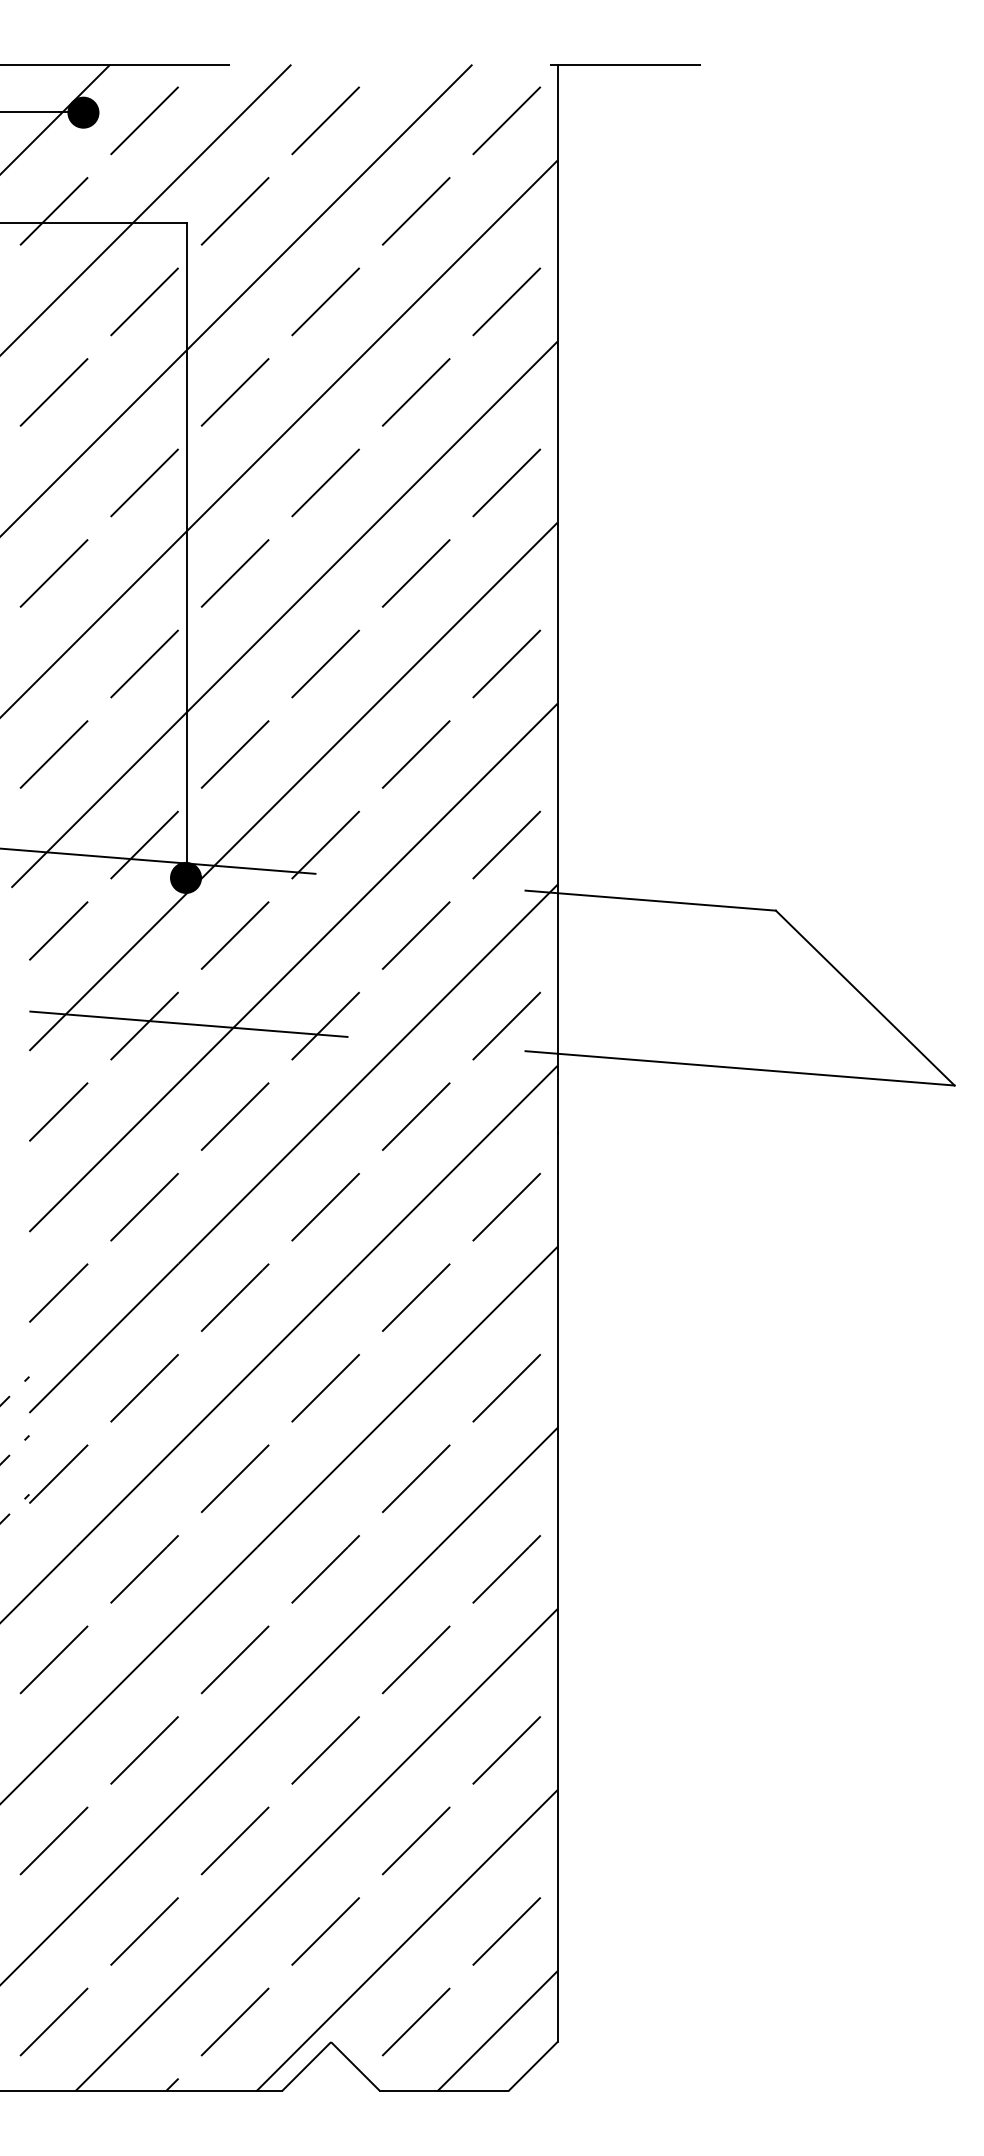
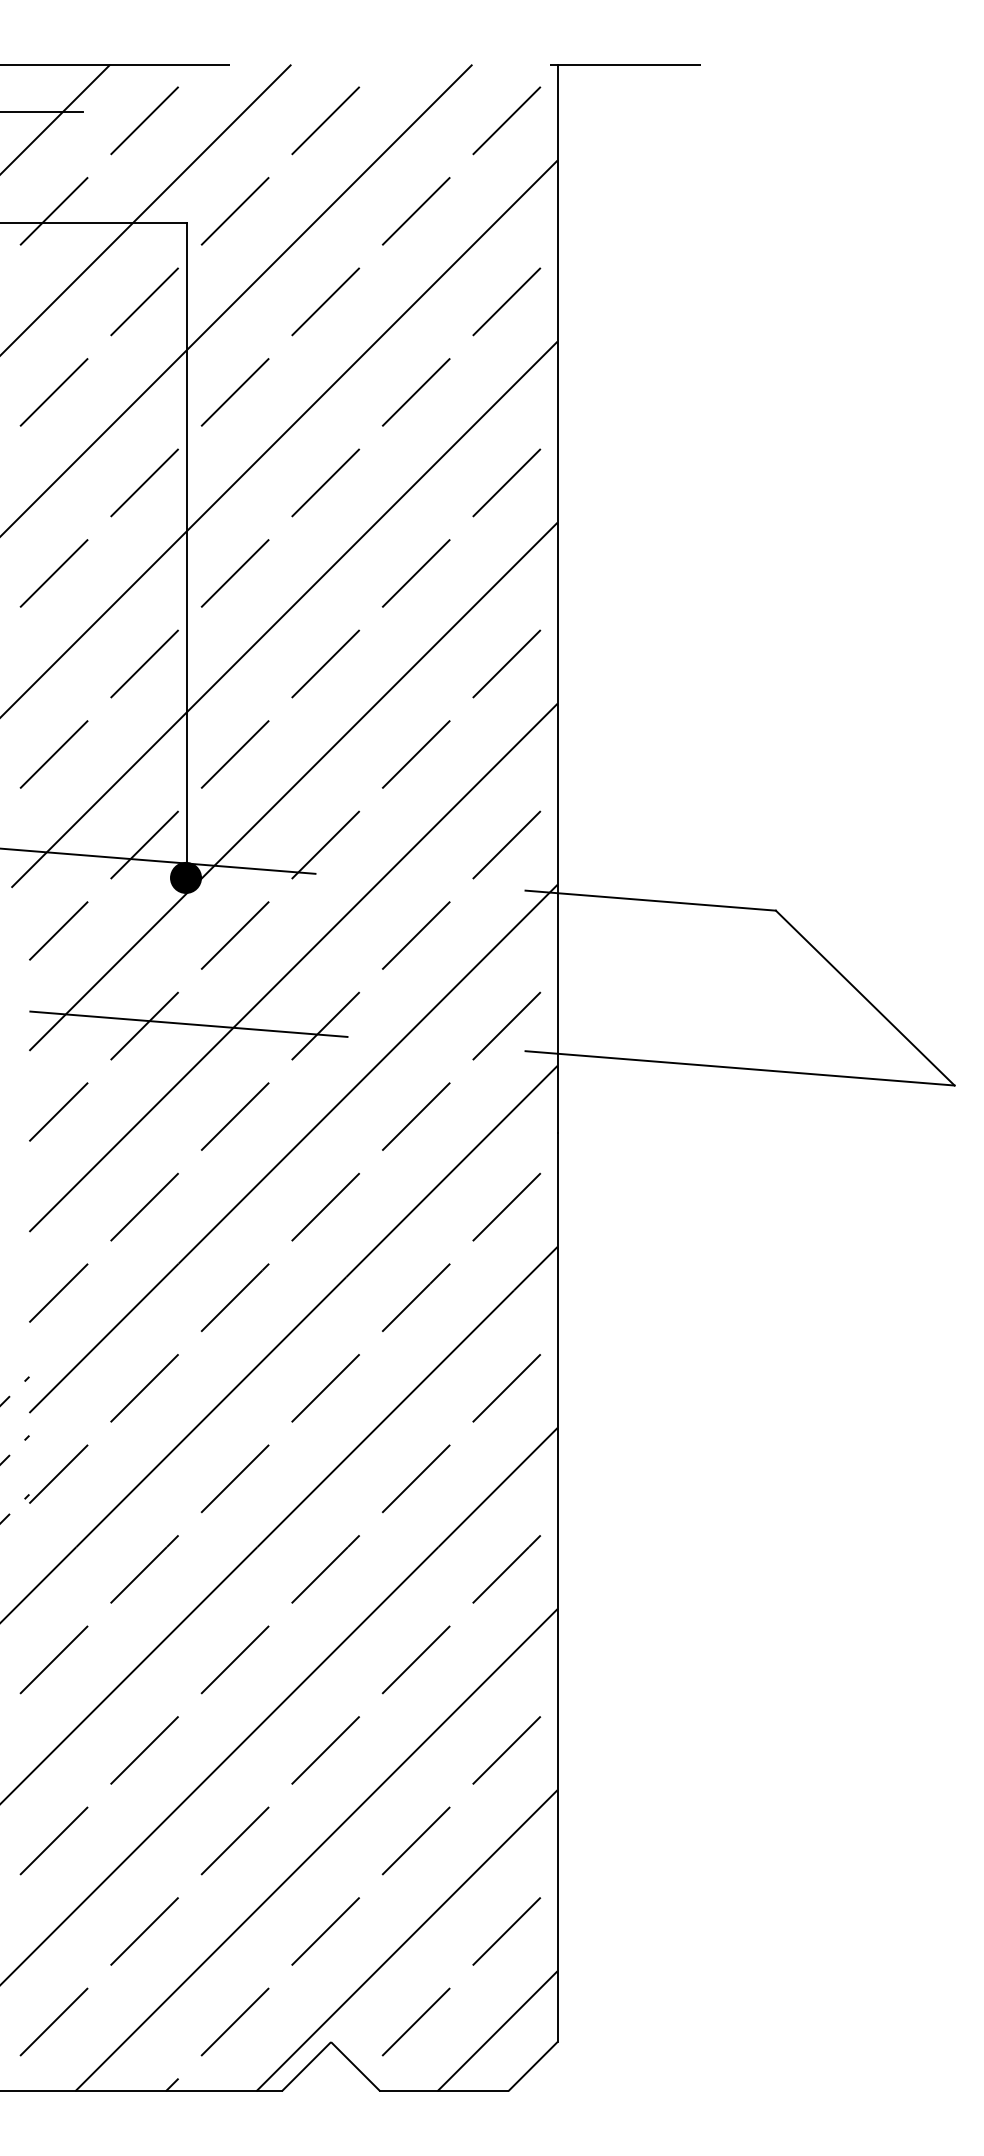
fill: present -> none (83, 112)
